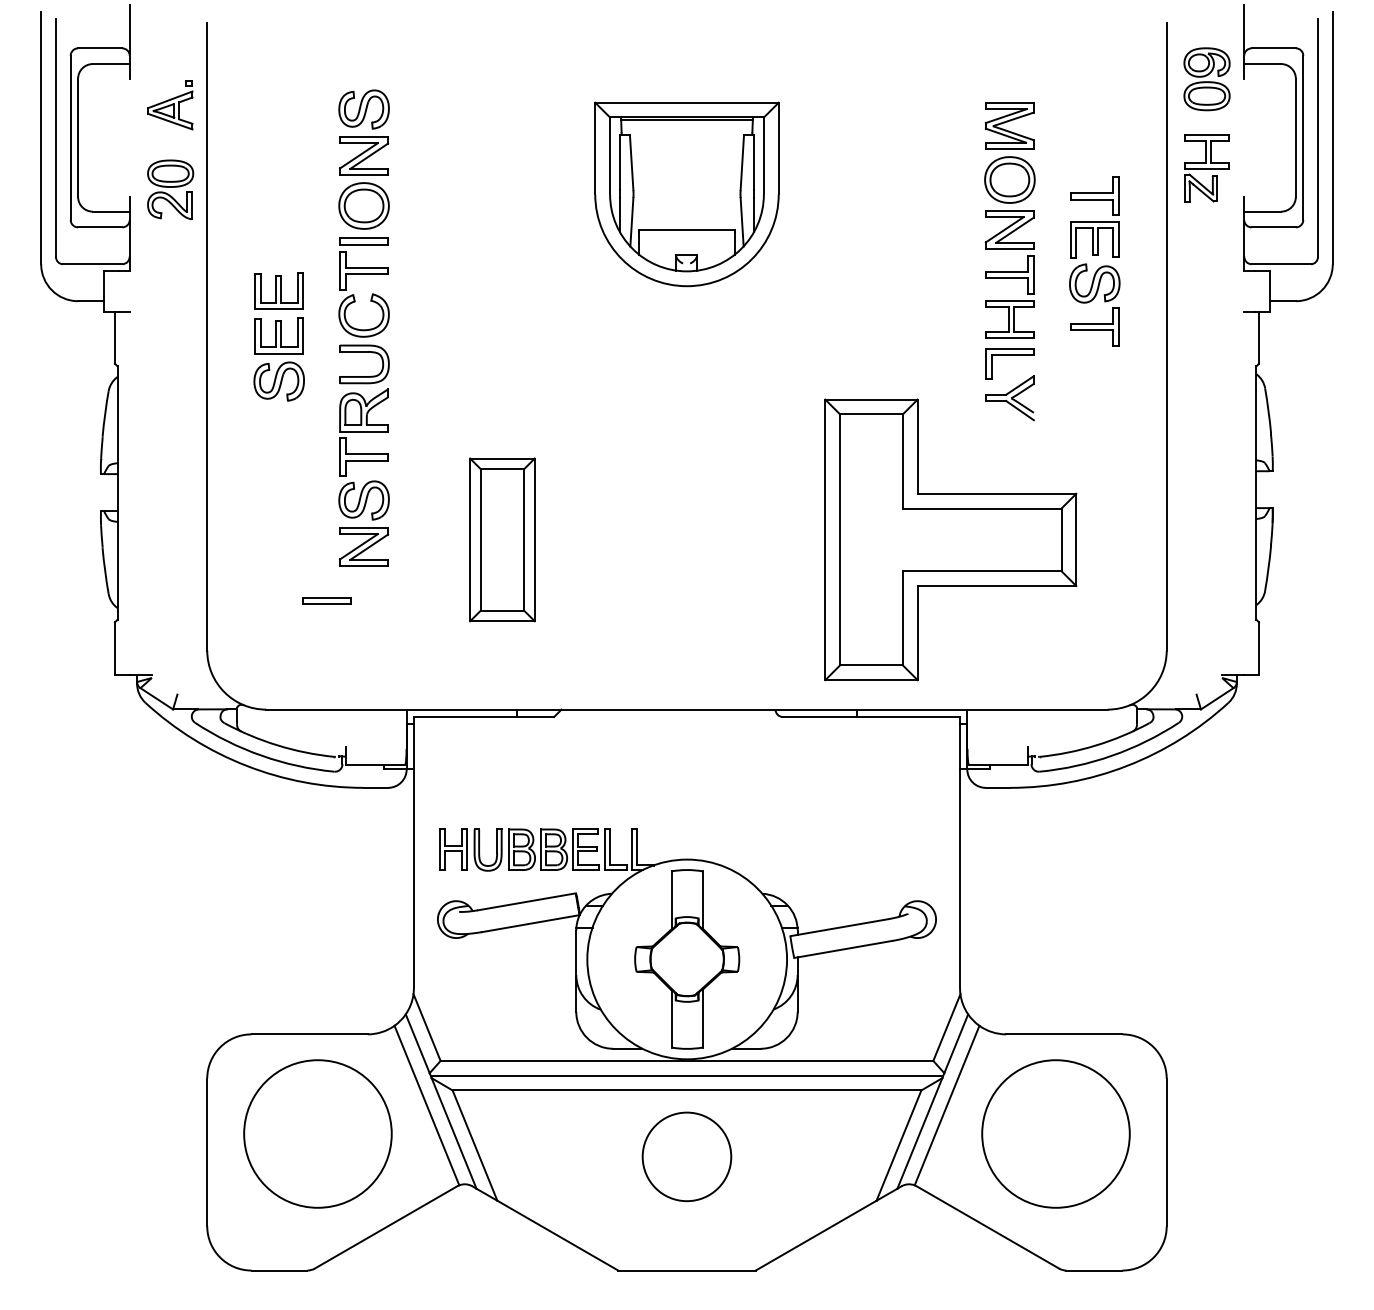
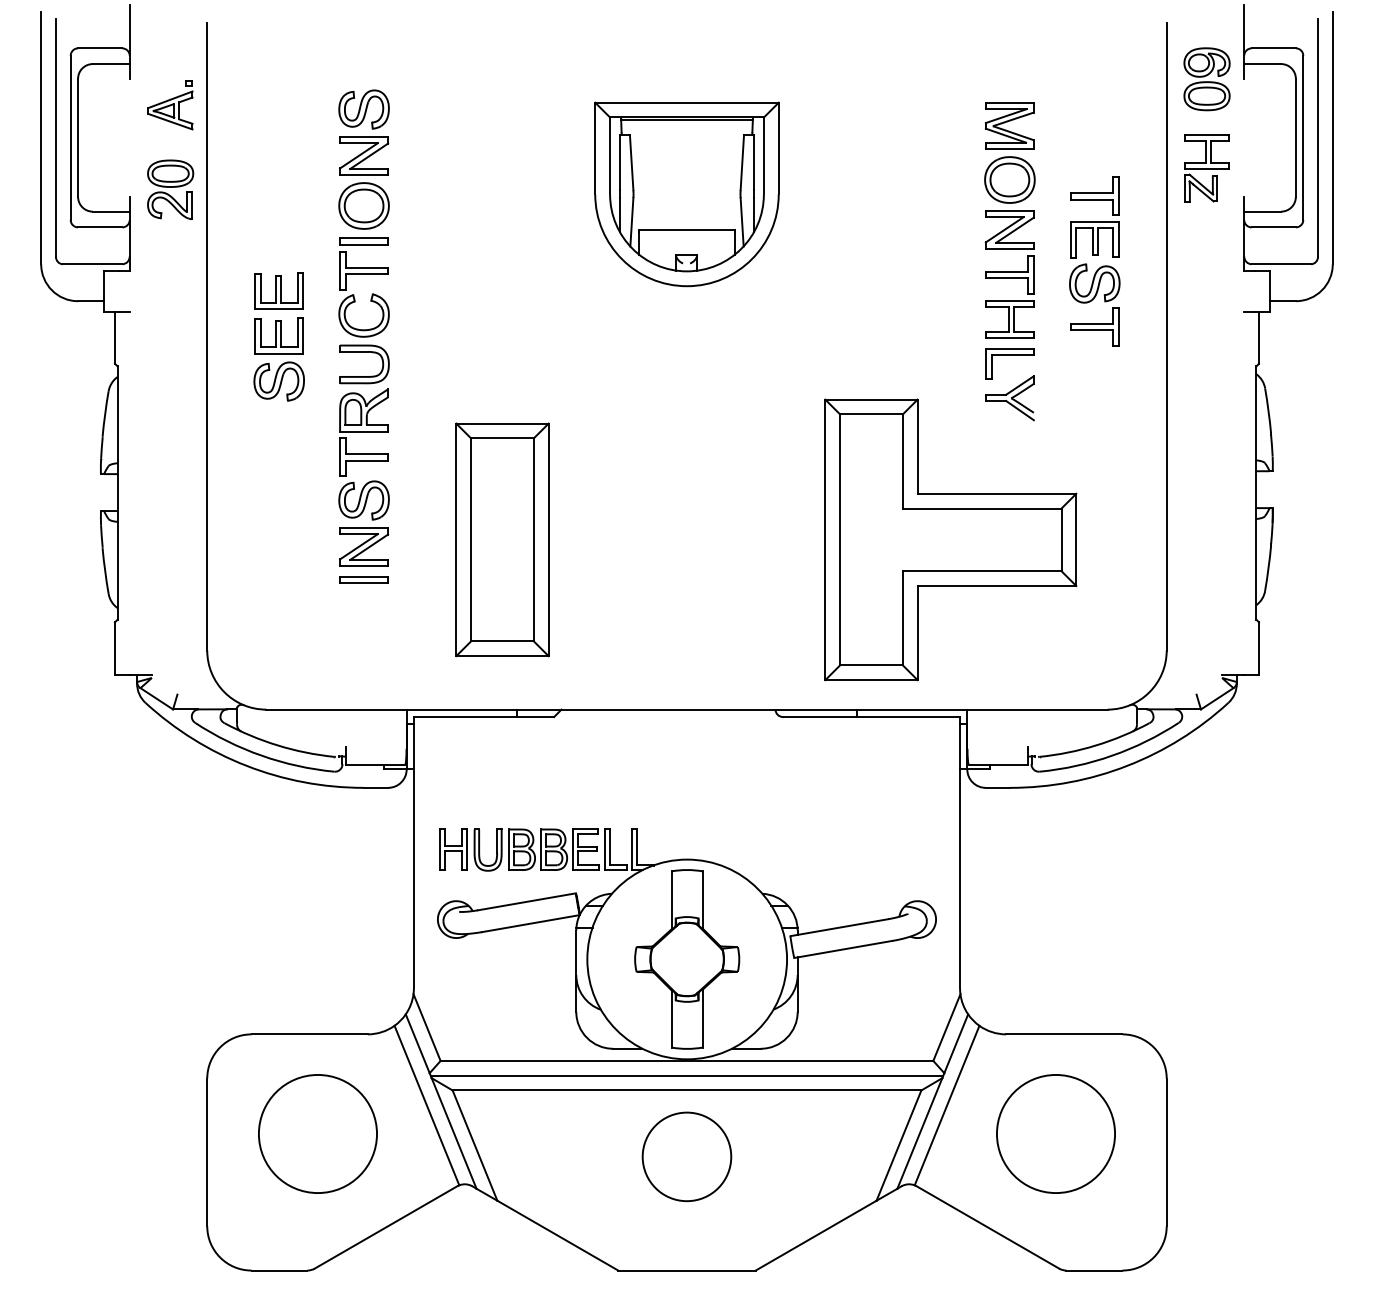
part size: 67x166 px -> 95x236 px (502, 539)
part position: (326, 600) -> (363, 579) (363, 579)
circle diameter: 148 px -> 118 px (317, 1133)
circle diameter: 148 px -> 118 px (1055, 1133)
